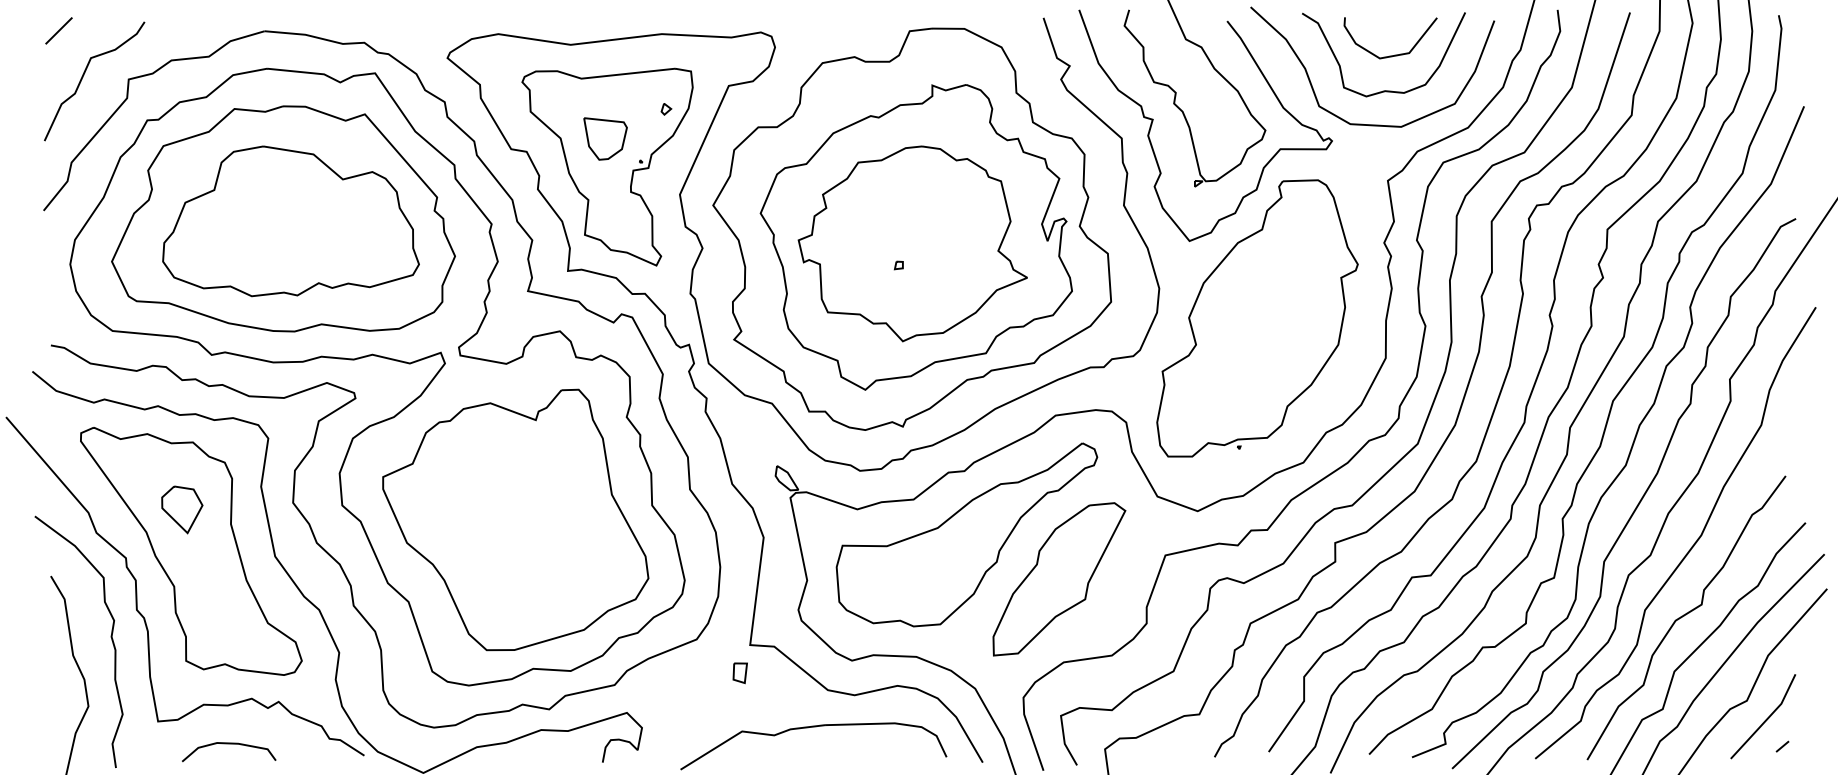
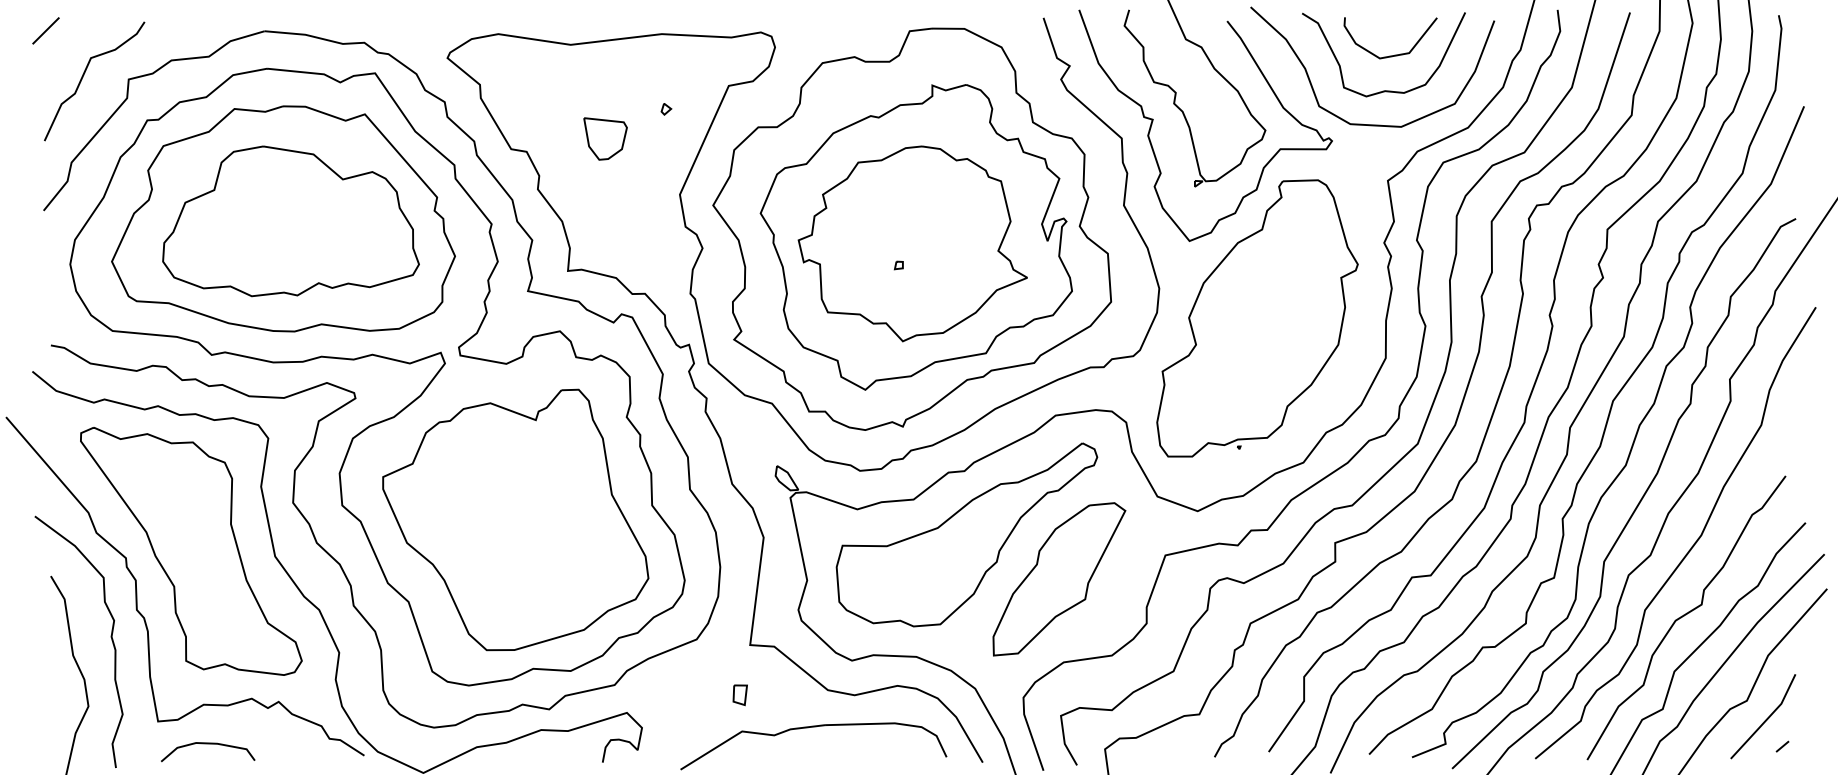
line position: (58, 30) -> (45, 30) (45, 30)
part: present -> none (607, 166)
part: present -> none (182, 509)
part position: (739, 673) -> (739, 695) (739, 695)
curve position: (229, 744) -> (208, 744) (208, 744)
